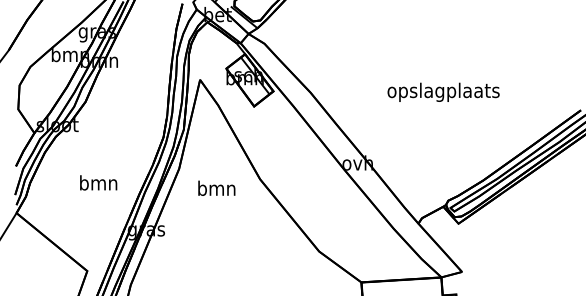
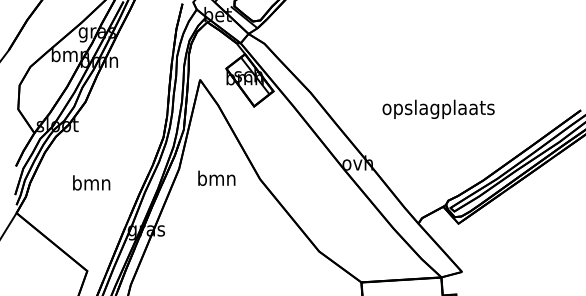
text position: (443, 91) -> (438, 108) (438, 108)
text position: (98, 182) -> (91, 182) (91, 182)
text position: (216, 187) -> (216, 177) (216, 177)
